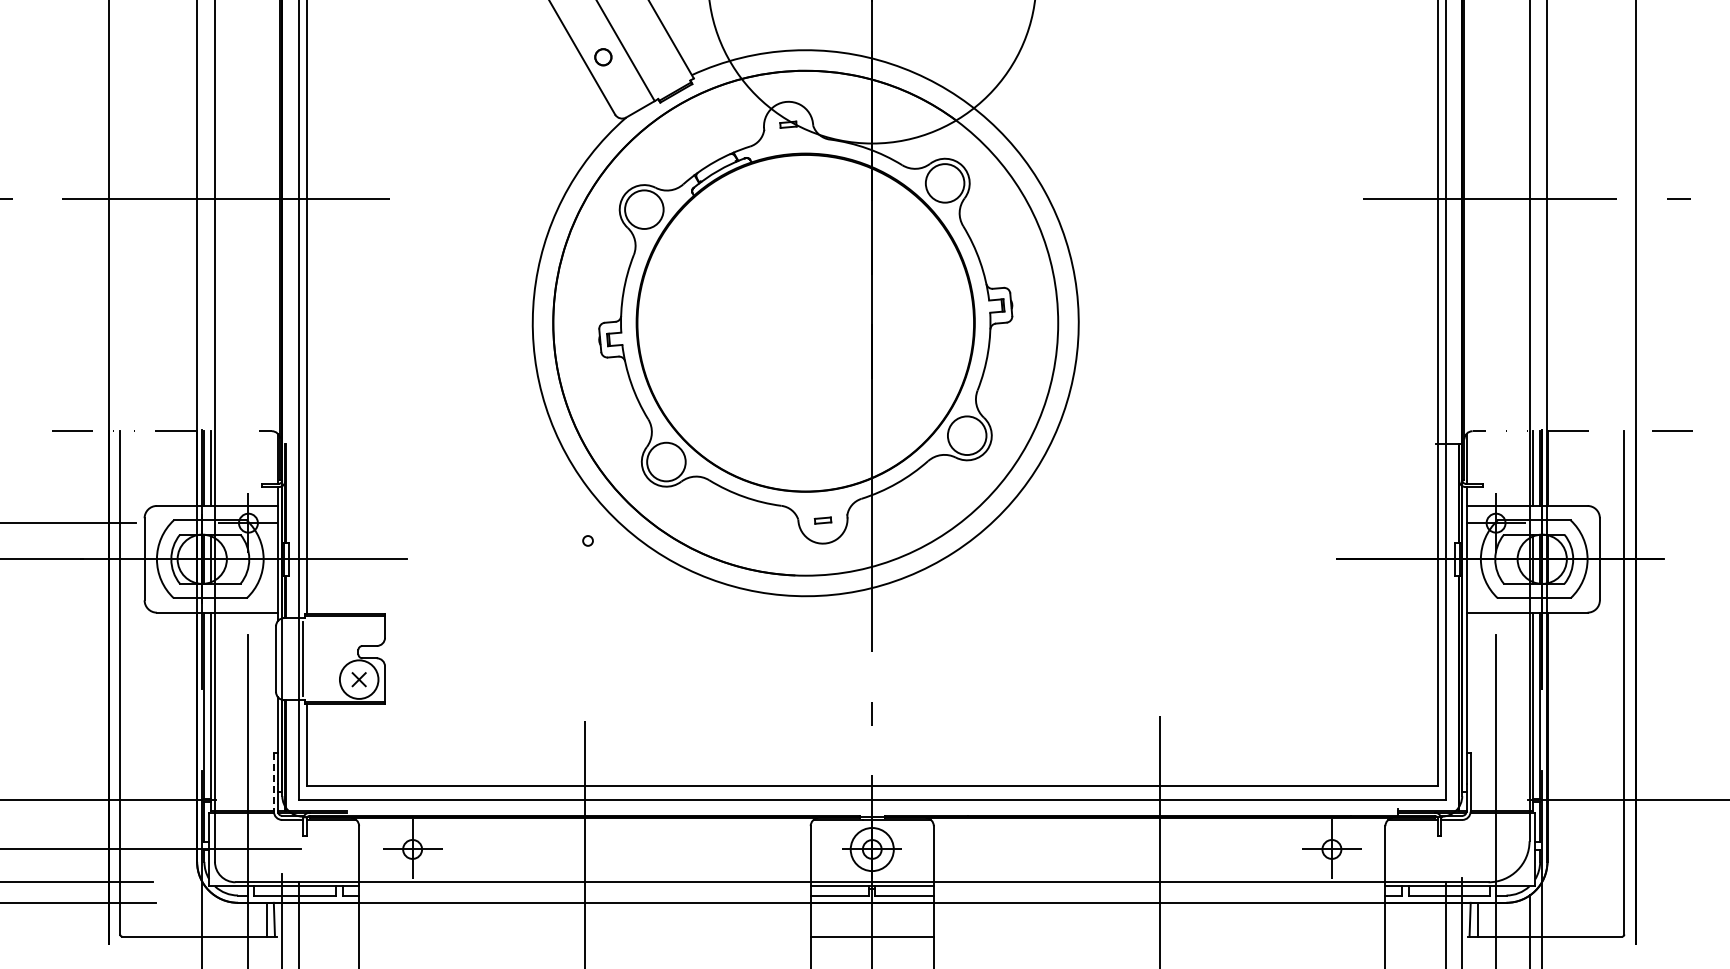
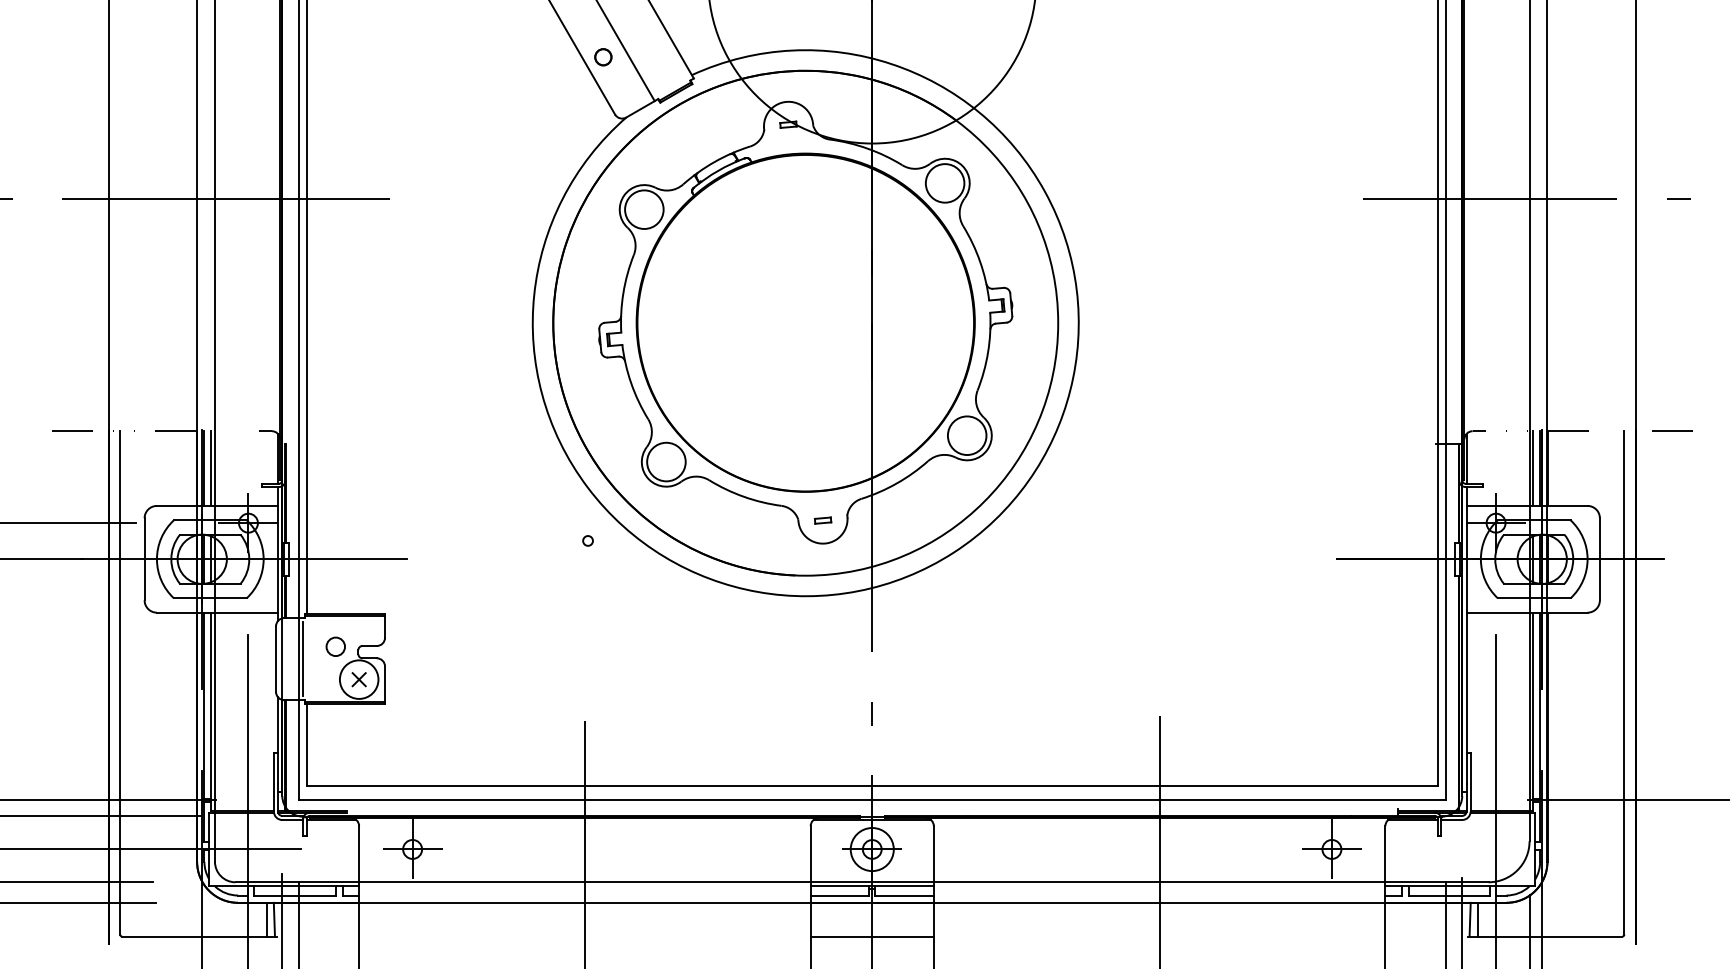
circle: none -> present (335, 646)
line: dashed -> solid (273, 783)
line: none -> present (101, 815)
